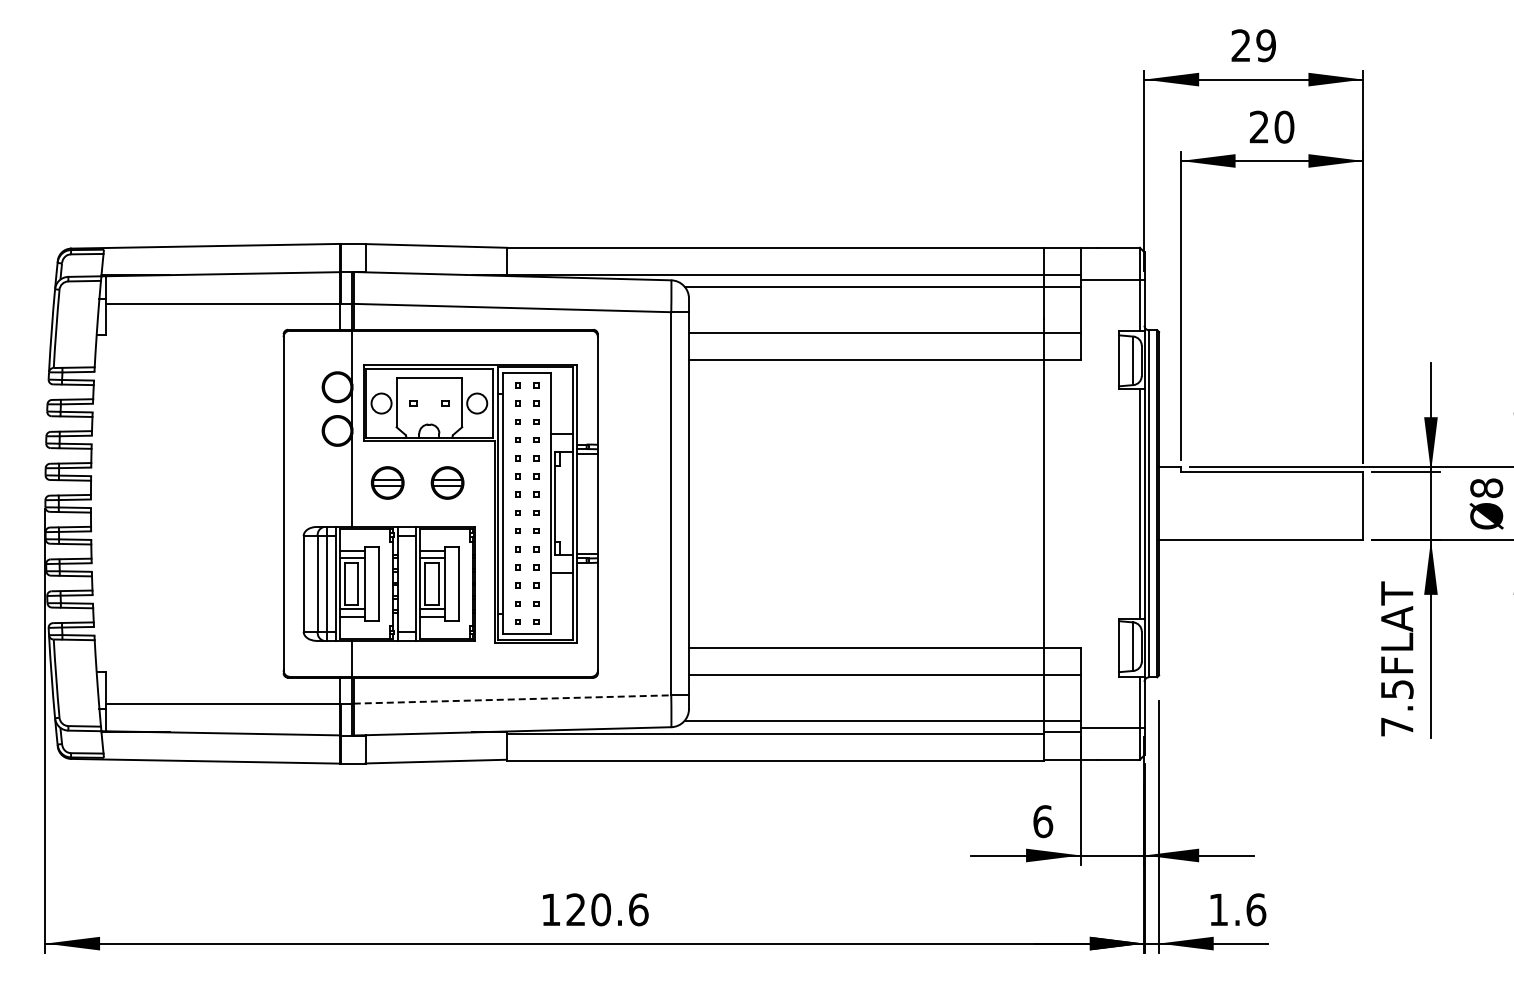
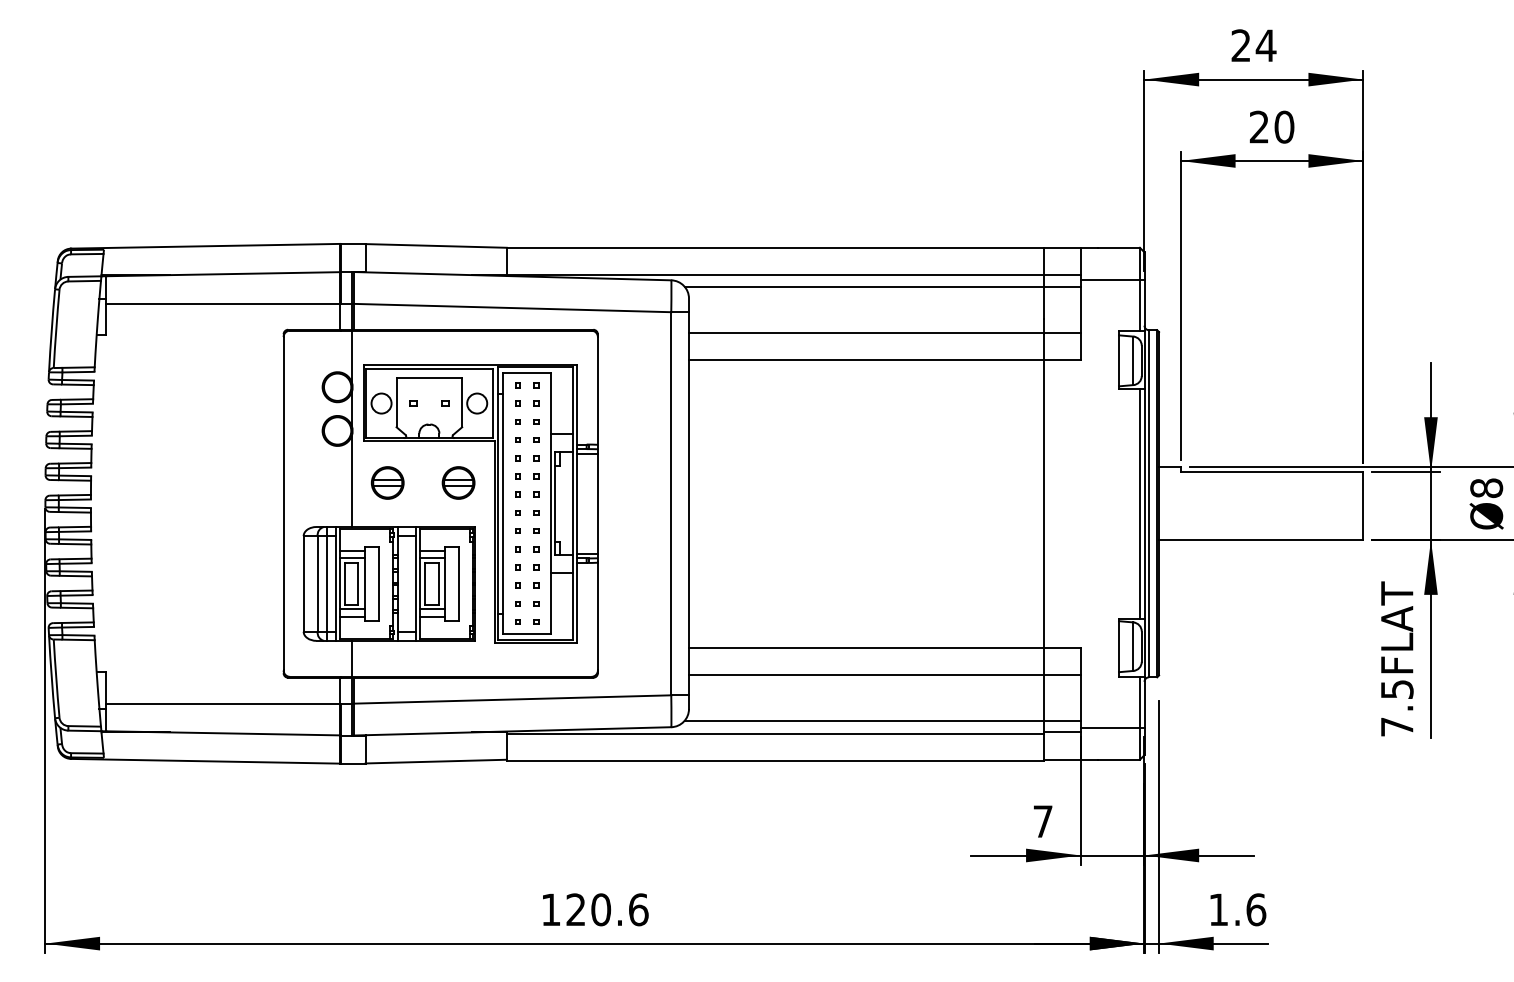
text: 29 -> 24 (1265, 45)
part position: (447, 482) -> (458, 482) (458, 482)
line: dashed -> solid (512, 699)
text: 6 -> 7 (1043, 821)
